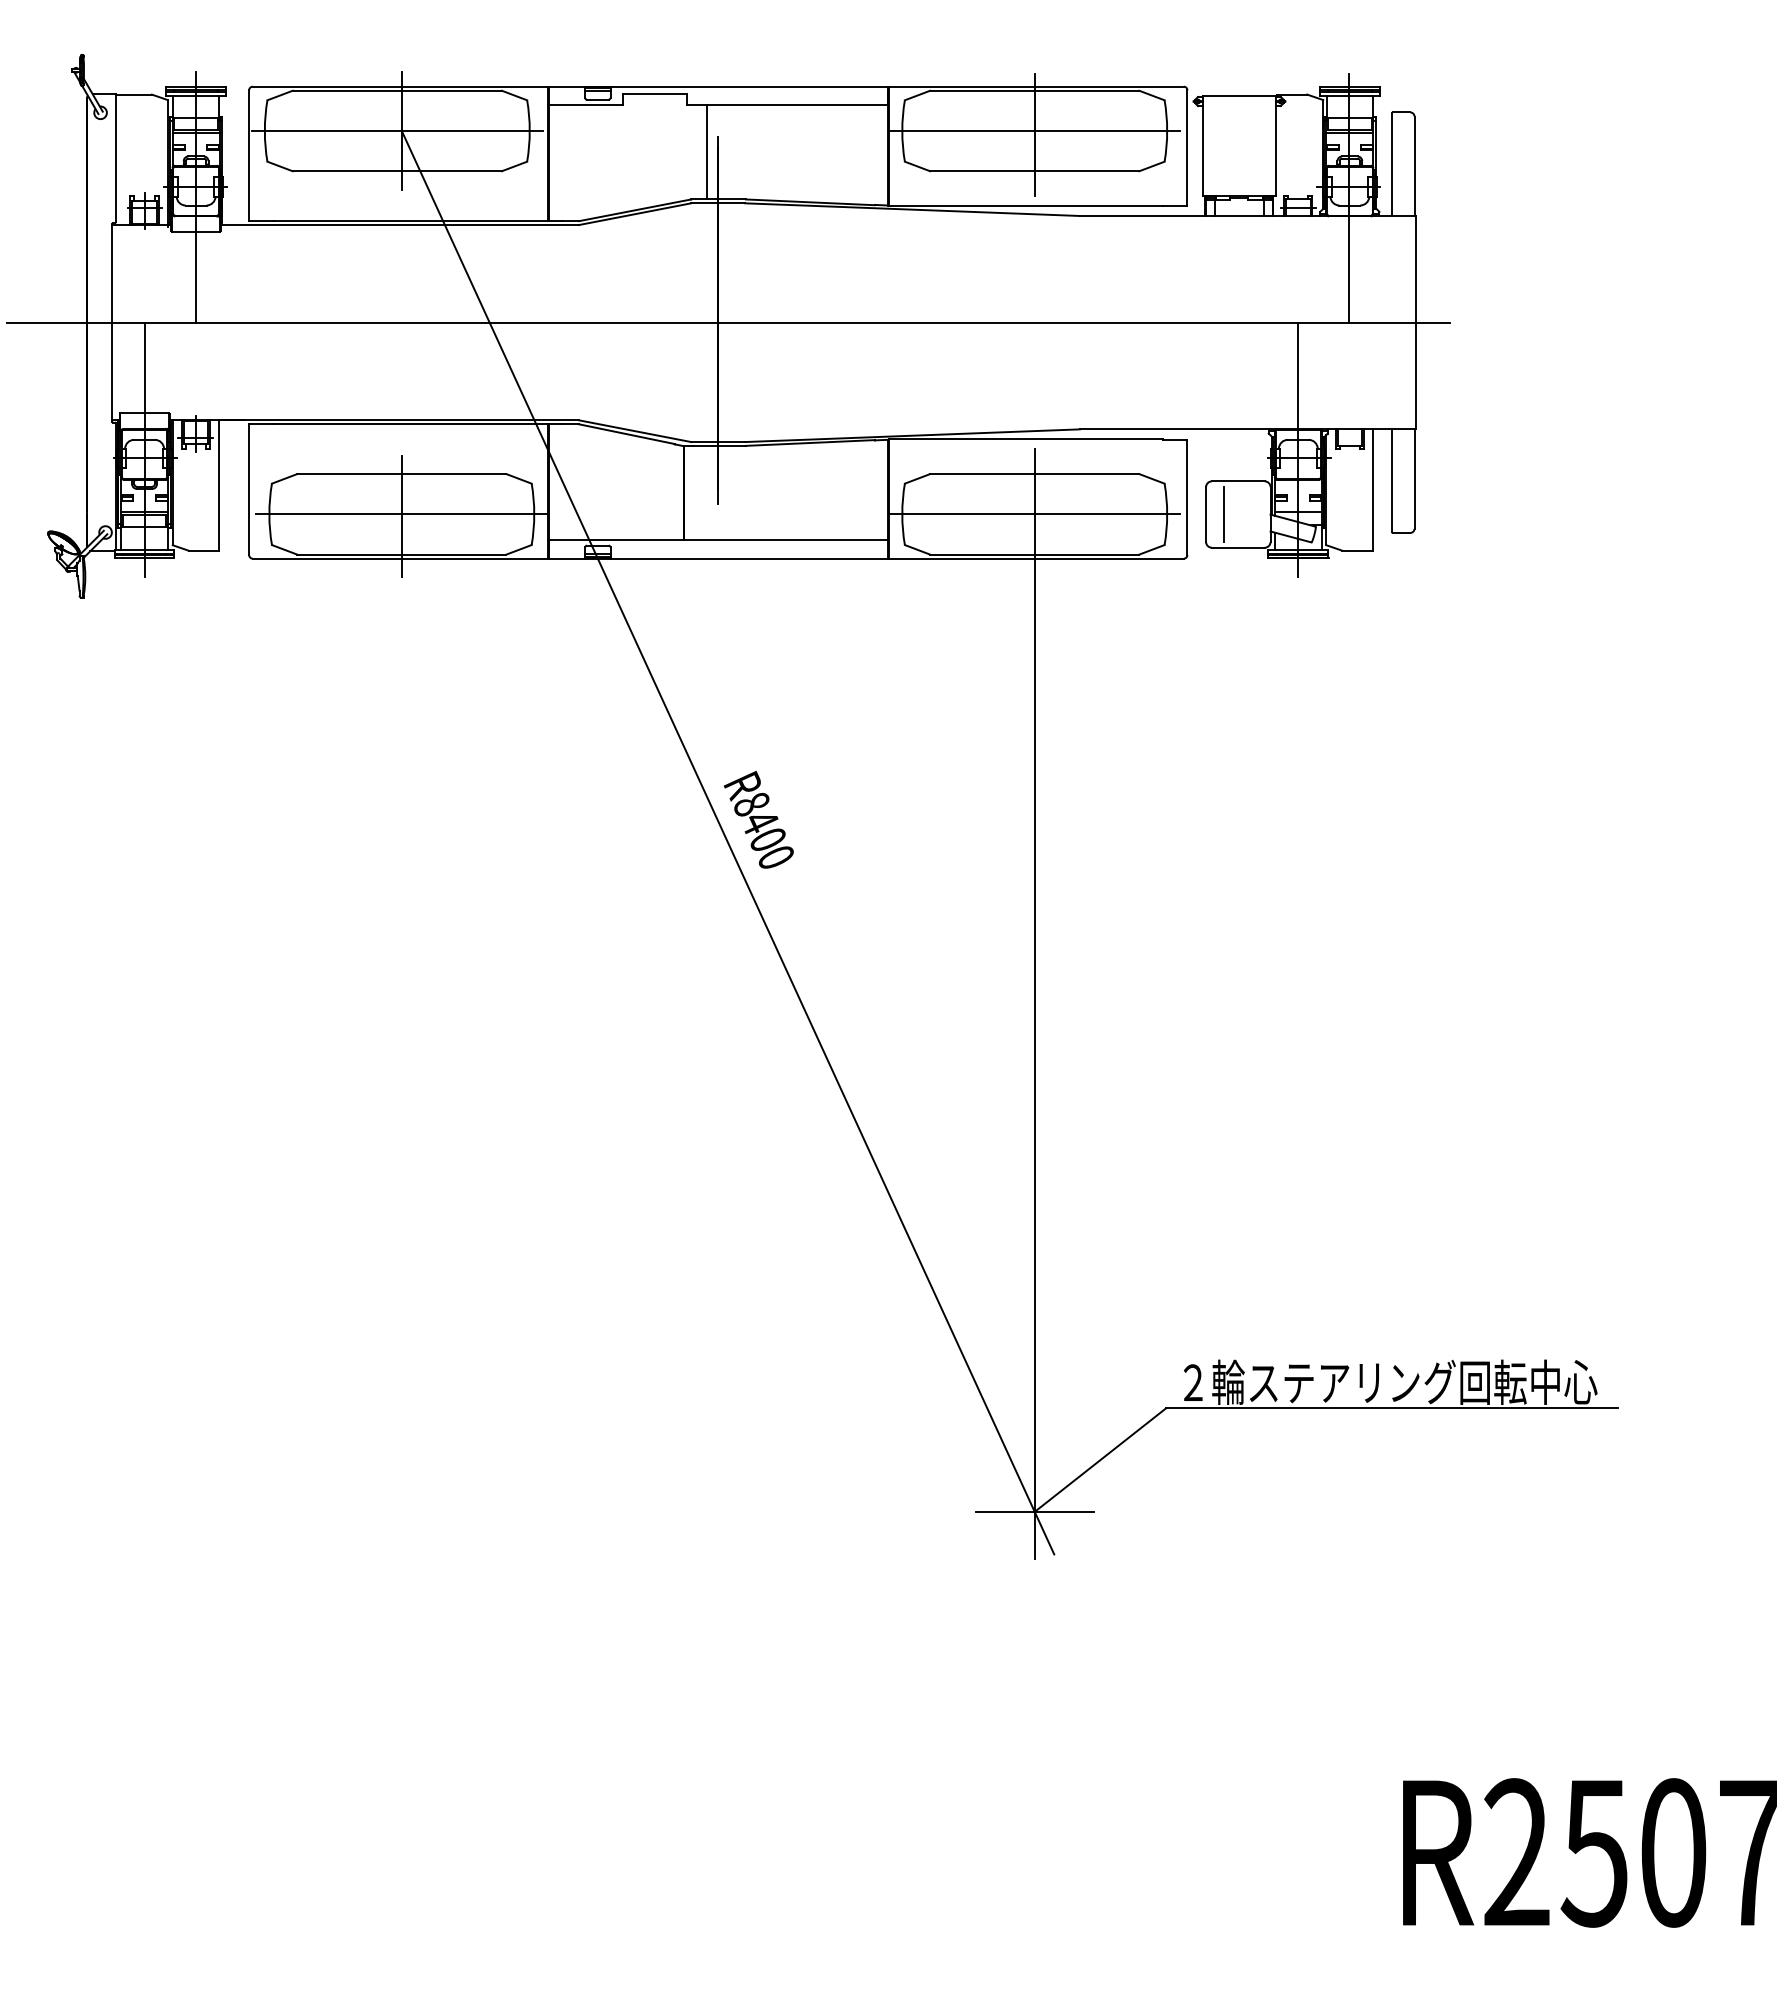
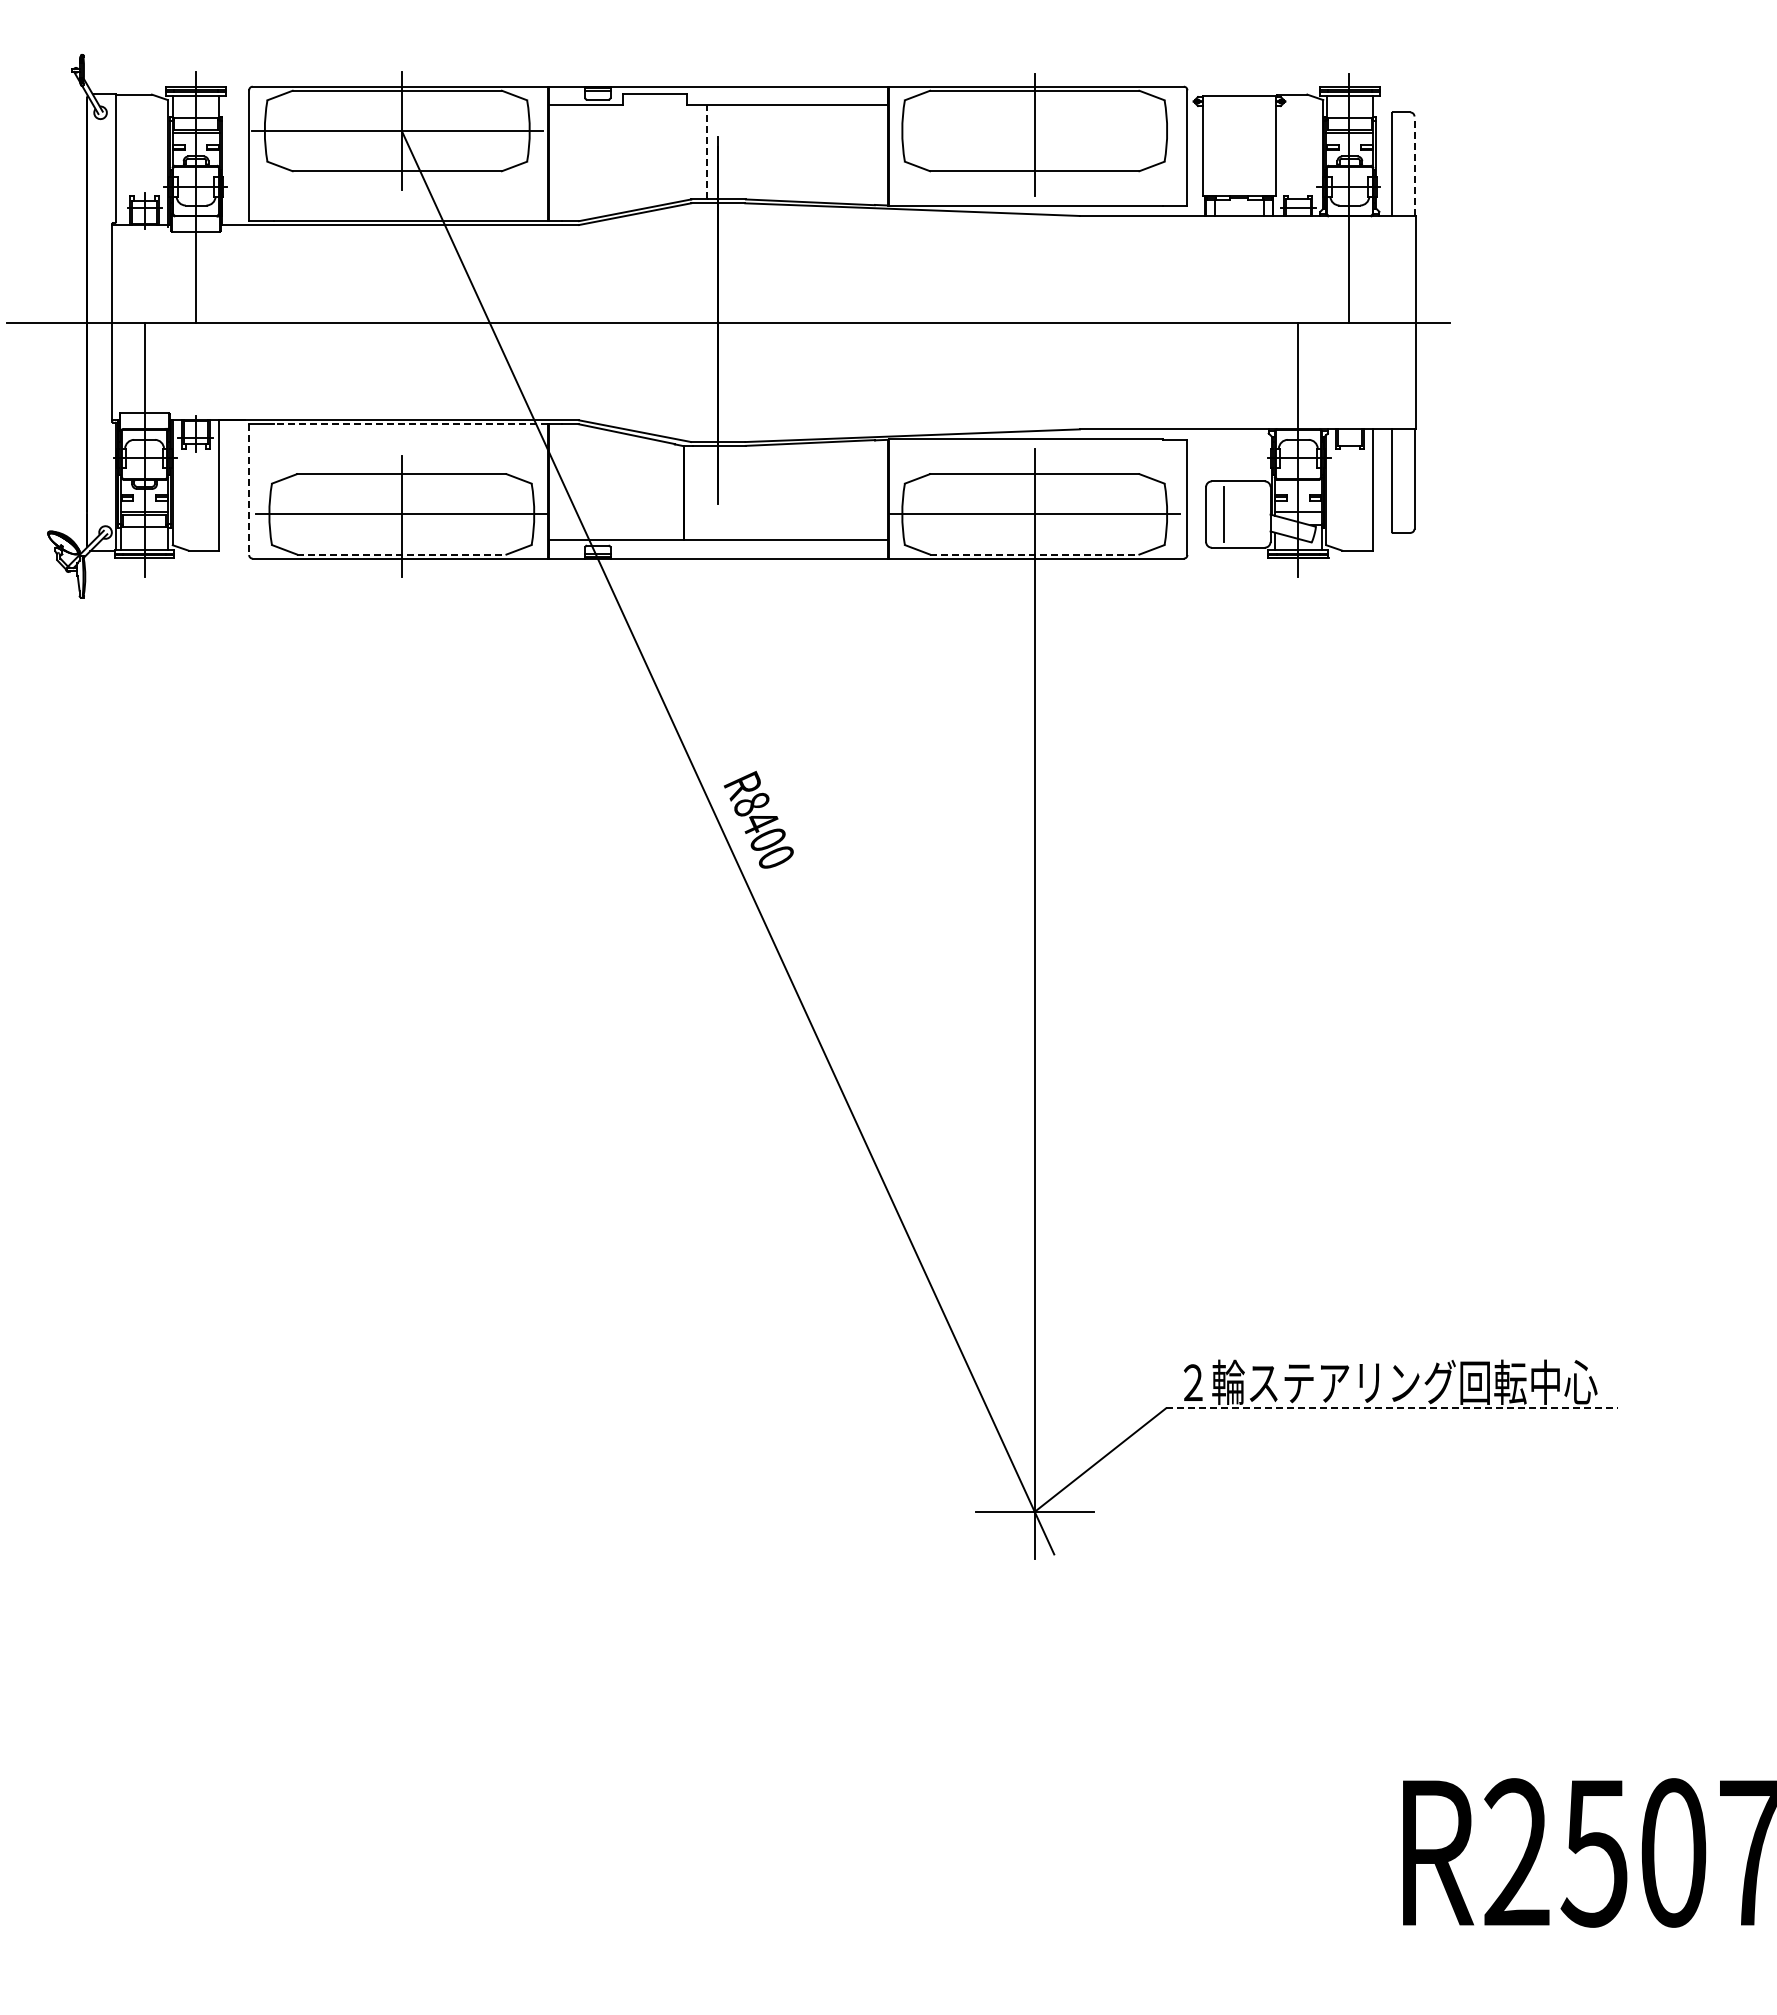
line: present -> none (1034, 131)
line: solid -> dashed (707, 151)
line: solid -> dashed (1414, 166)
line: solid -> dashed (410, 424)
line: solid -> dashed (249, 490)
line: solid -> dashed (401, 554)
line: solid -> dashed (1034, 554)
line: solid -> dashed (1392, 1408)
